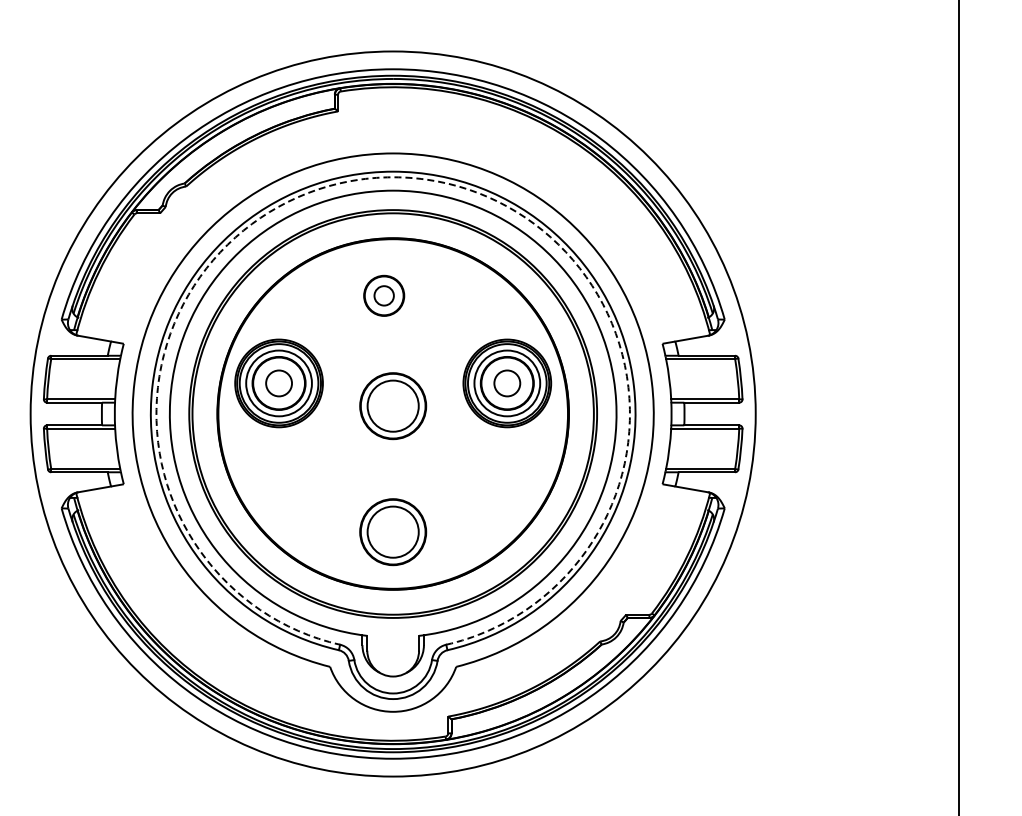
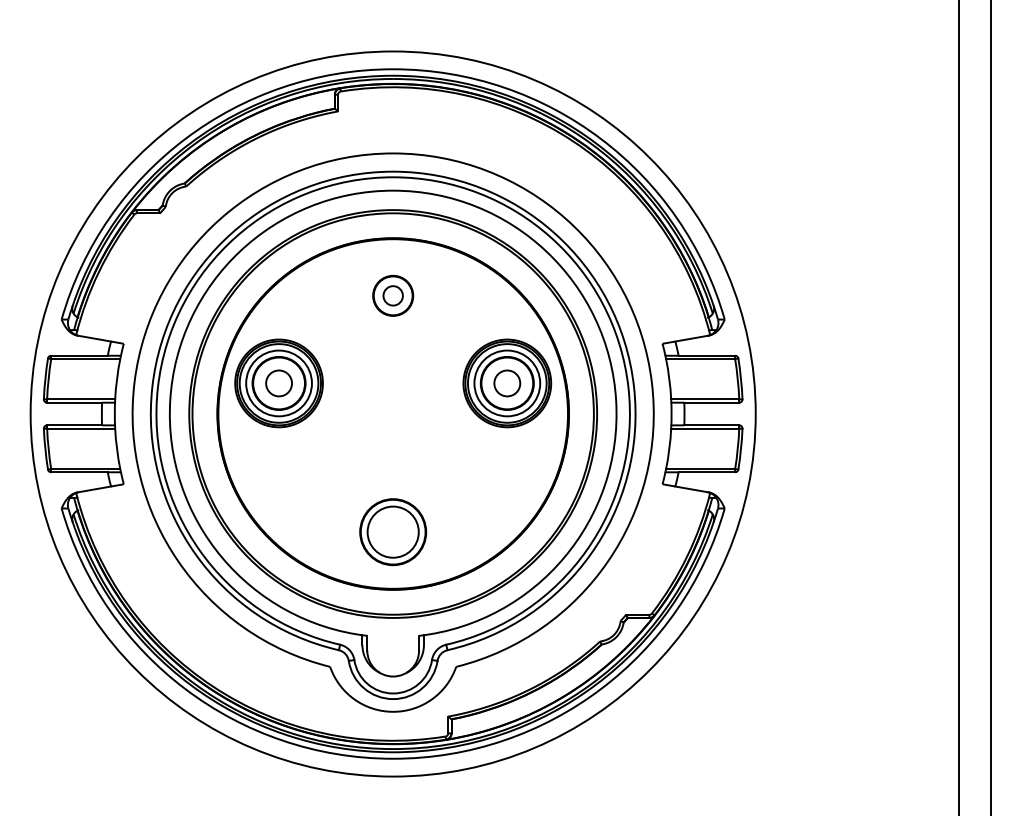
arc: dashed -> solid (393, 177)
part position: (384, 295) -> (393, 295) (393, 295)
part: present -> none (393, 406)
line: none -> present (991, 407)
